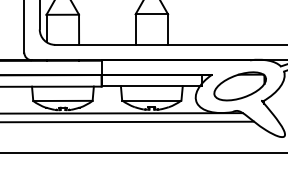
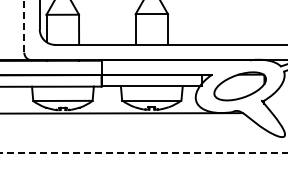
line: solid -> dashed (24, 26)
line: present -> none (128, 121)
line: solid -> dashed (143, 153)
